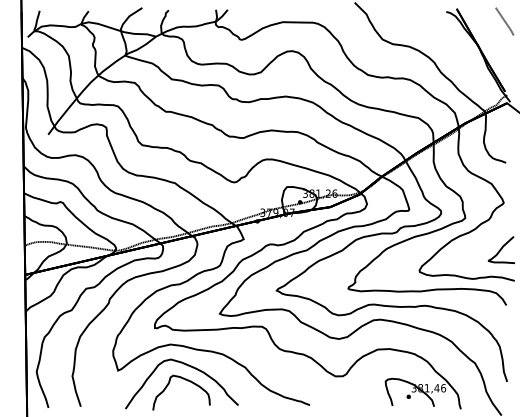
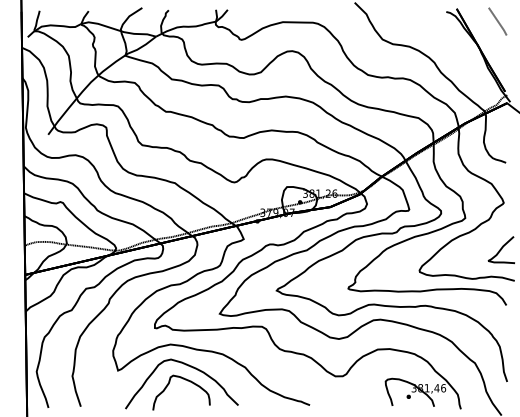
line position: (504, 21) -> (497, 21) (497, 21)
